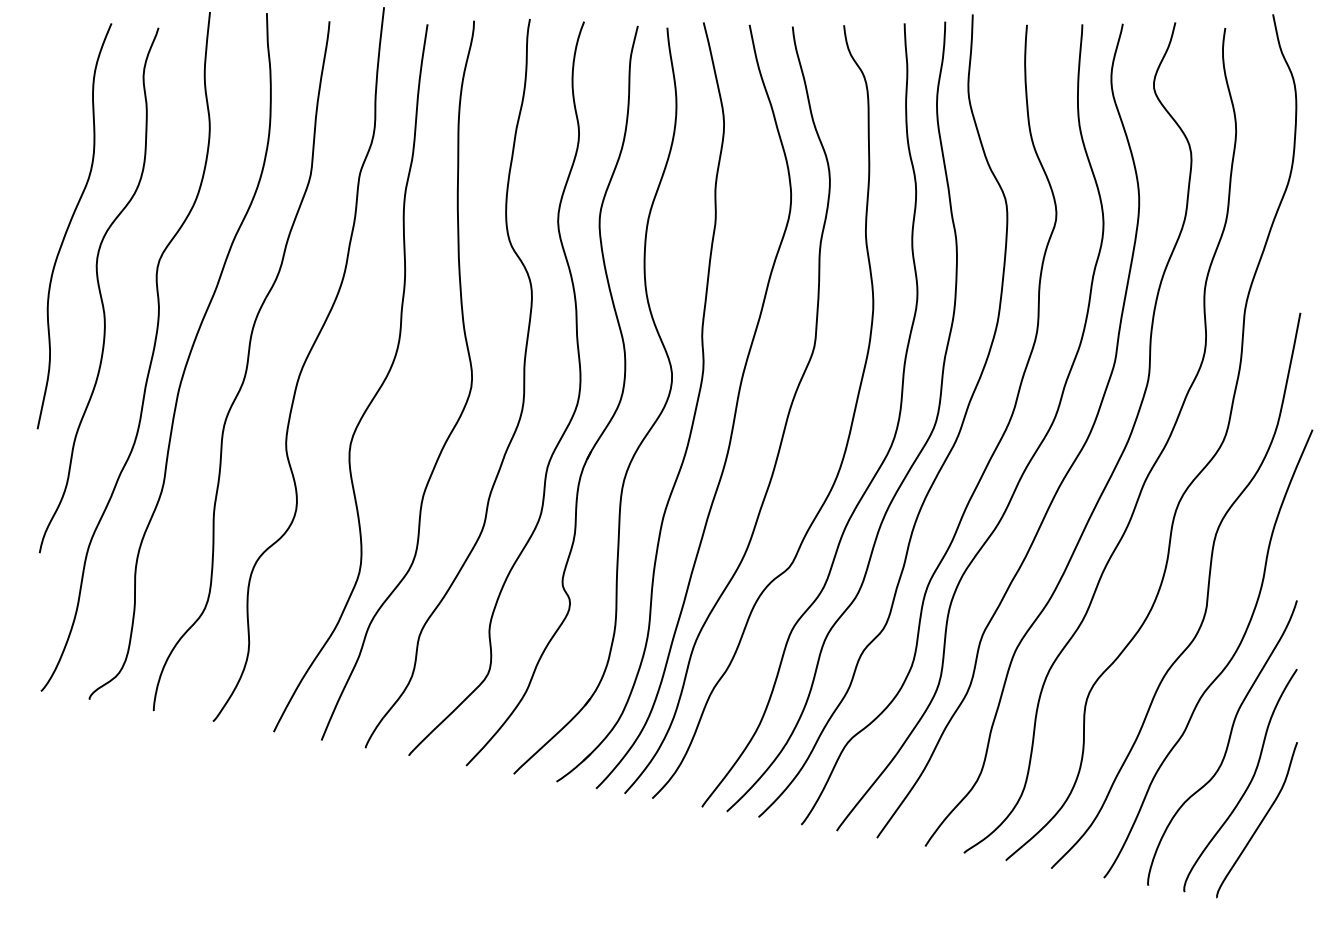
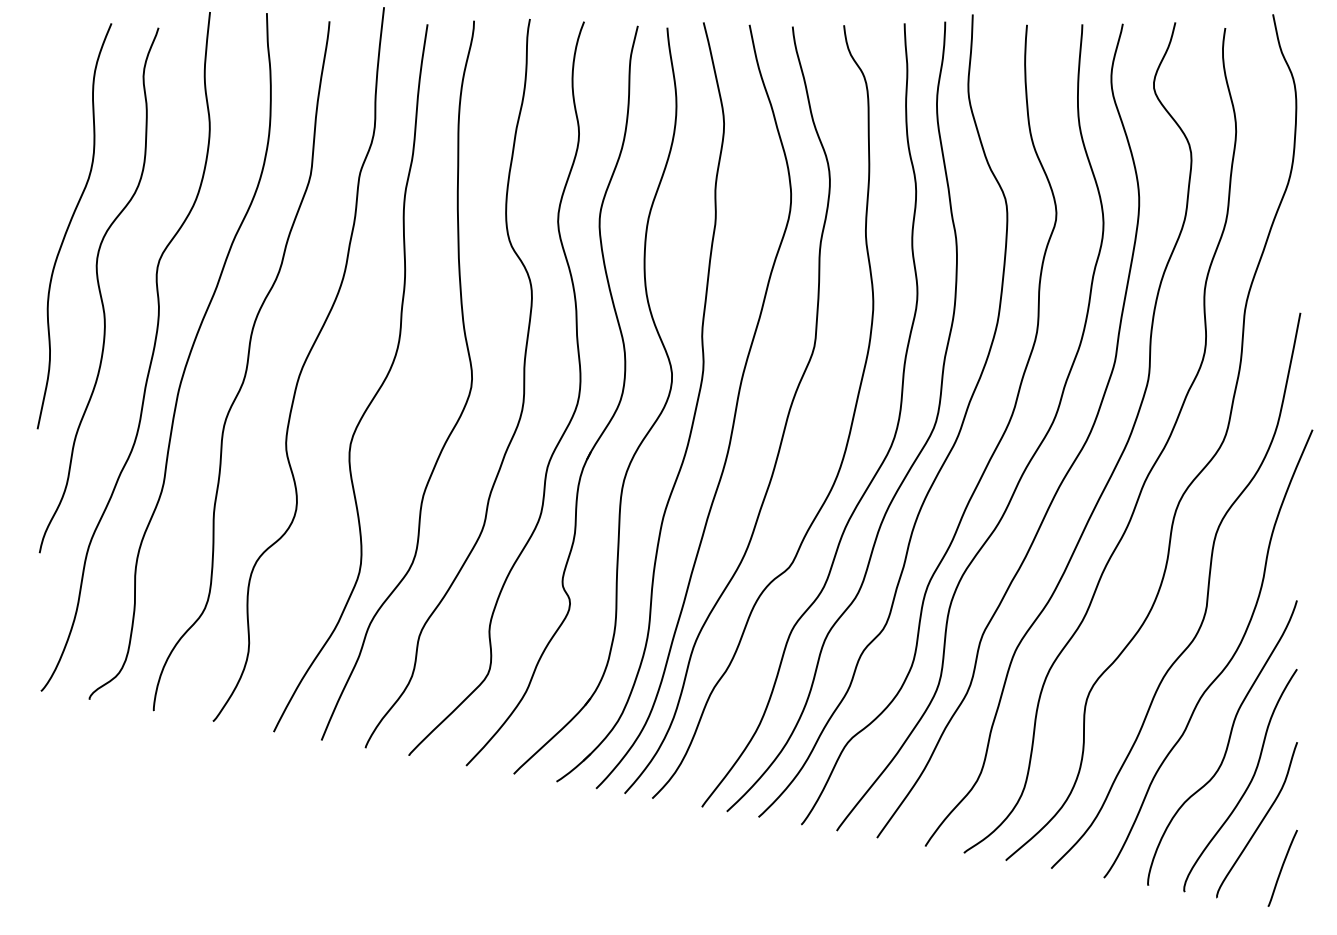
curve: none -> present (1282, 867)
